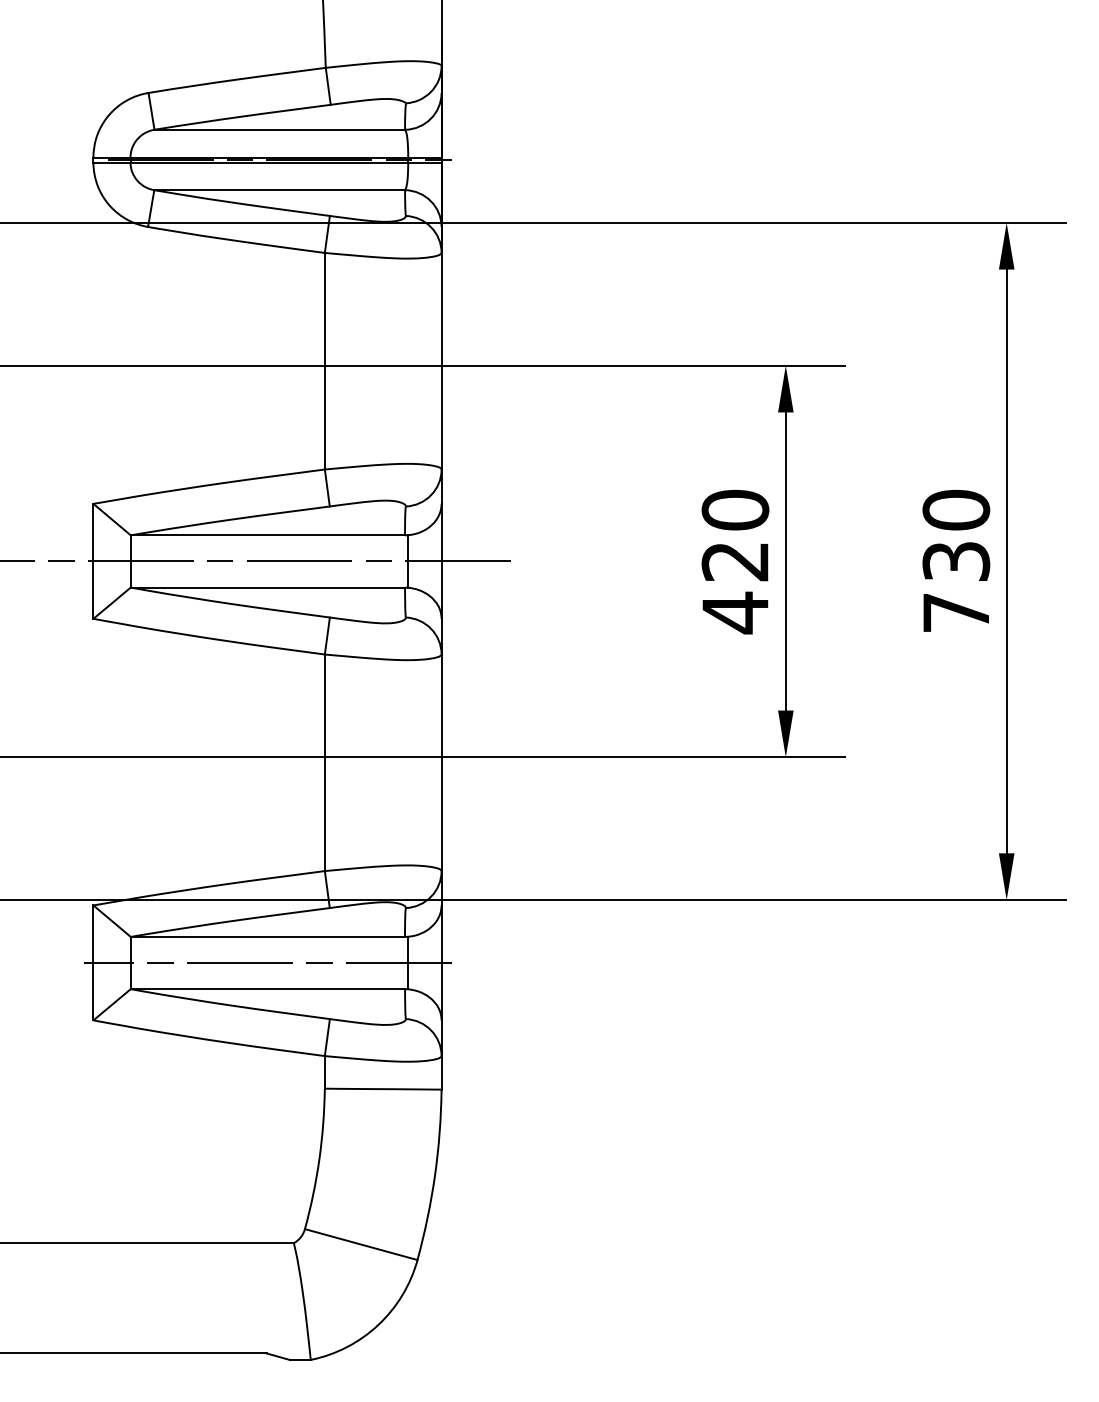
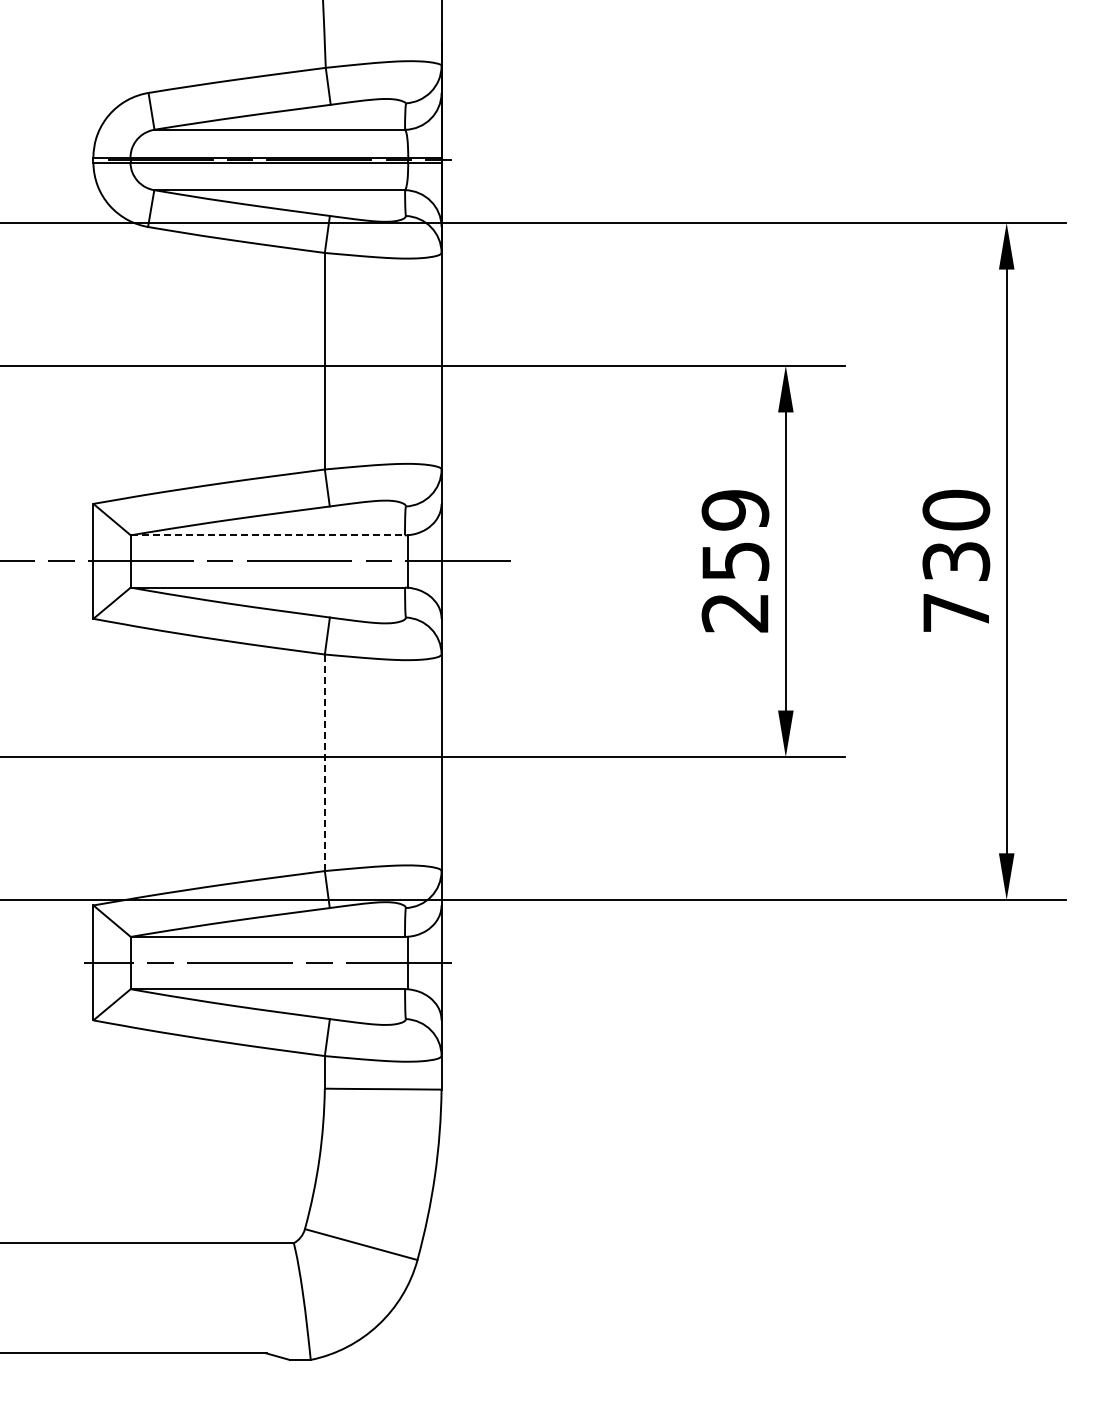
line: solid -> dashed (268, 535)
text: 420 -> 259 (735, 561)
line: solid -> dashed (324, 763)
